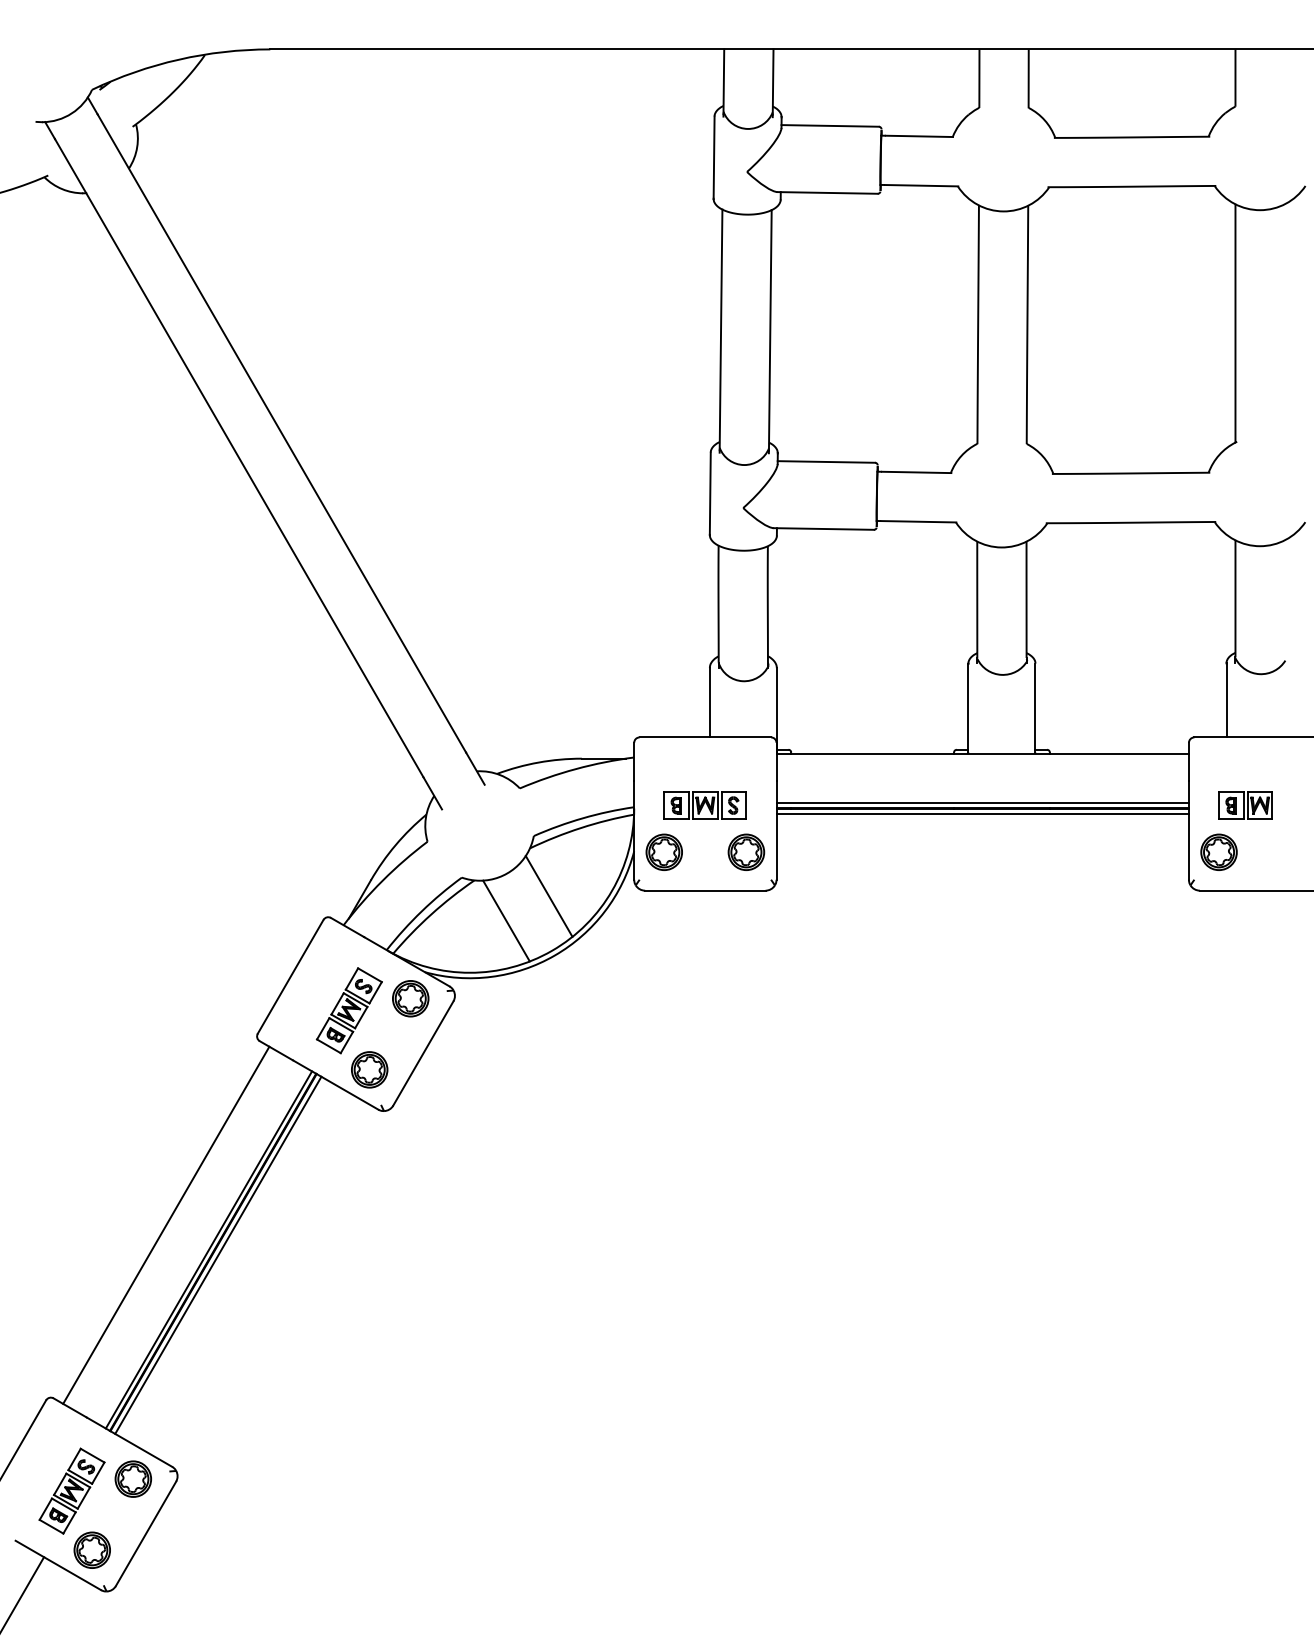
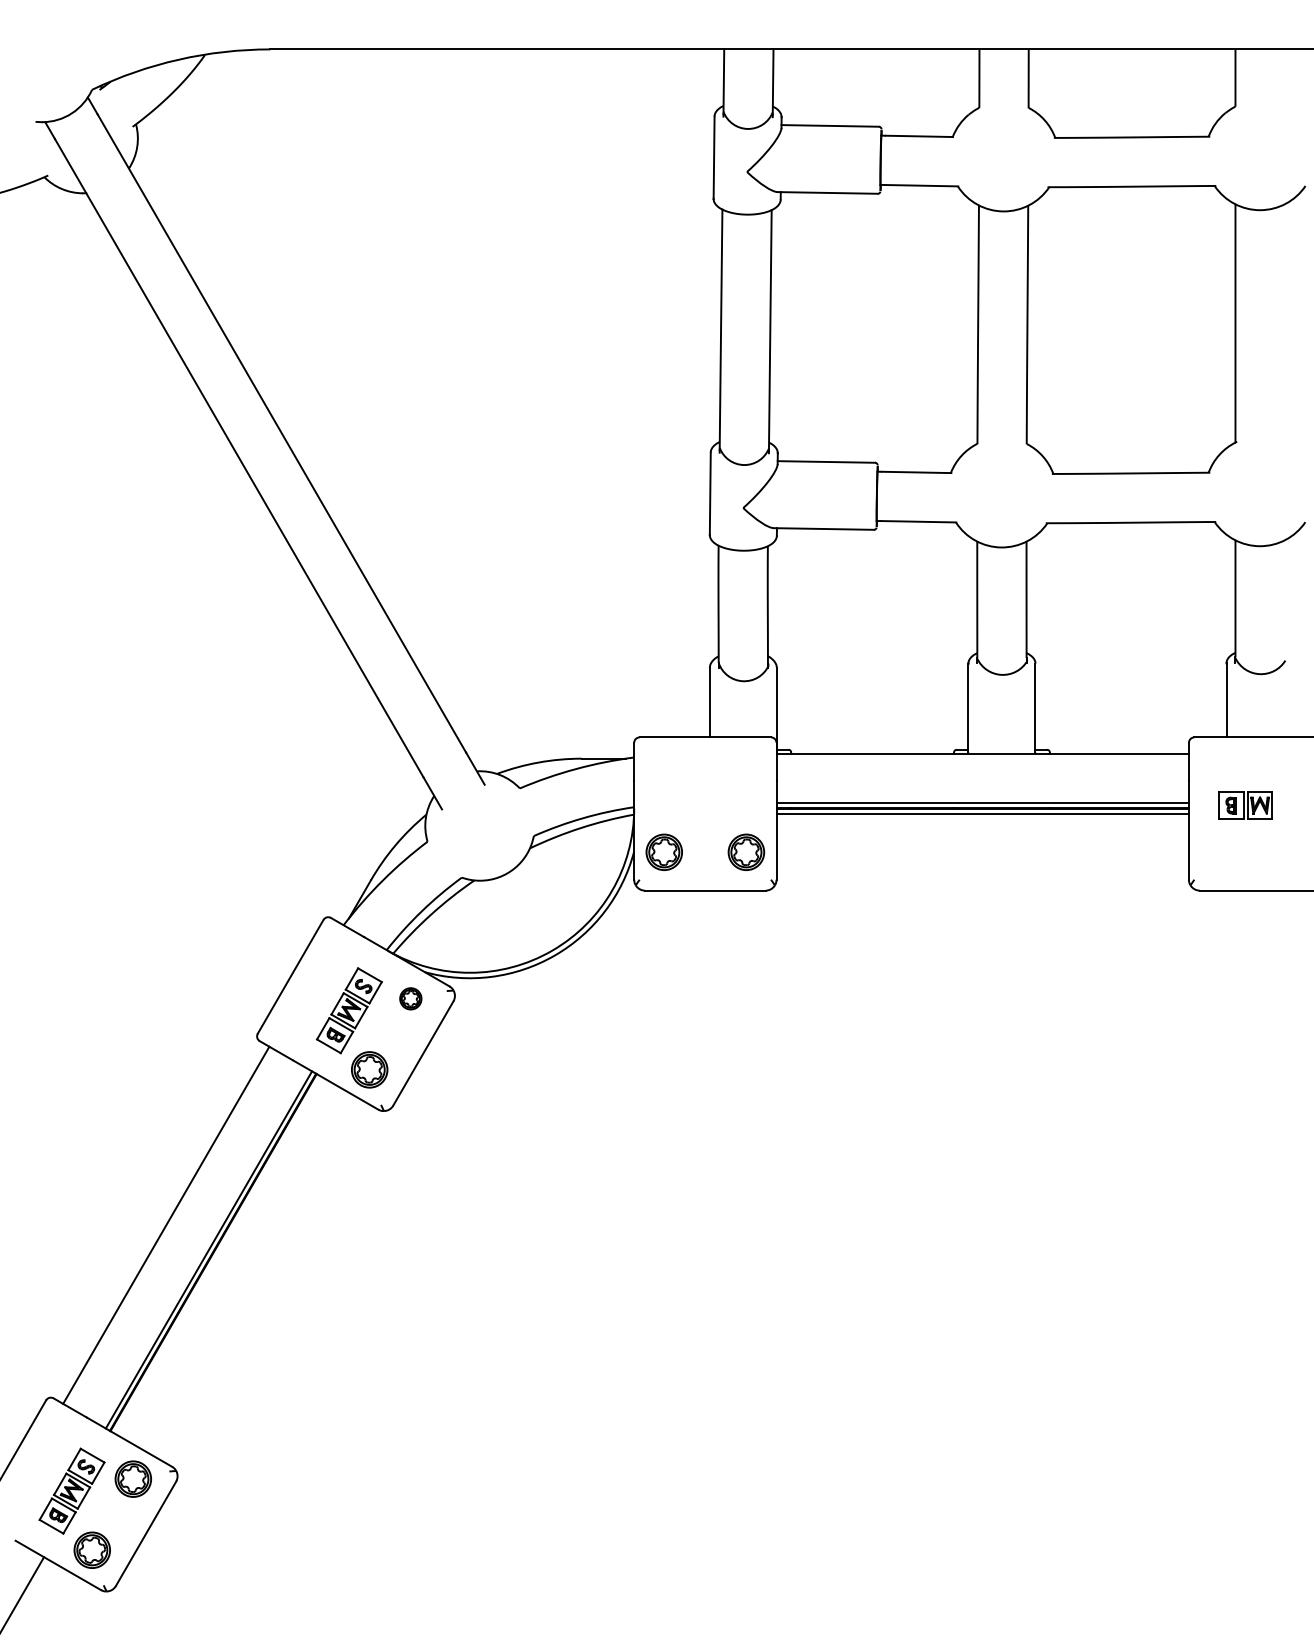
part: present -> none (704, 805)
part: present -> none (1218, 851)
line: present -> none (548, 896)
line: present -> none (506, 920)
part size: 38x38 px -> 24x24 px (410, 998)
line: present -> none (218, 1254)
